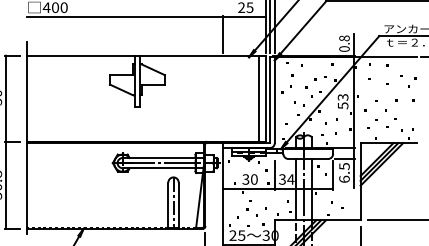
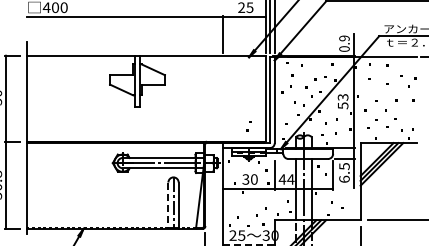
text: 0.8 -> 0.9 (344, 38)
line: present -> none (259, 98)
text: 34 -> 44 (282, 179)
part position: (248, 205) -> (248, 126) (248, 126)
line: solid -> dashed (168, 206)
line: solid -> dashed (249, 244)
